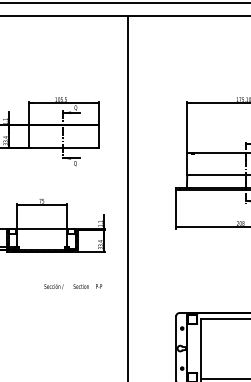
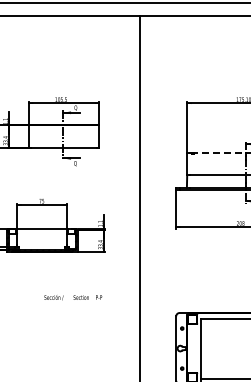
line: solid -> dashed (221, 152)
line position: (127, 196) -> (139, 196) (139, 196)
text position: (73, 286) -> (73, 297) (73, 297)
